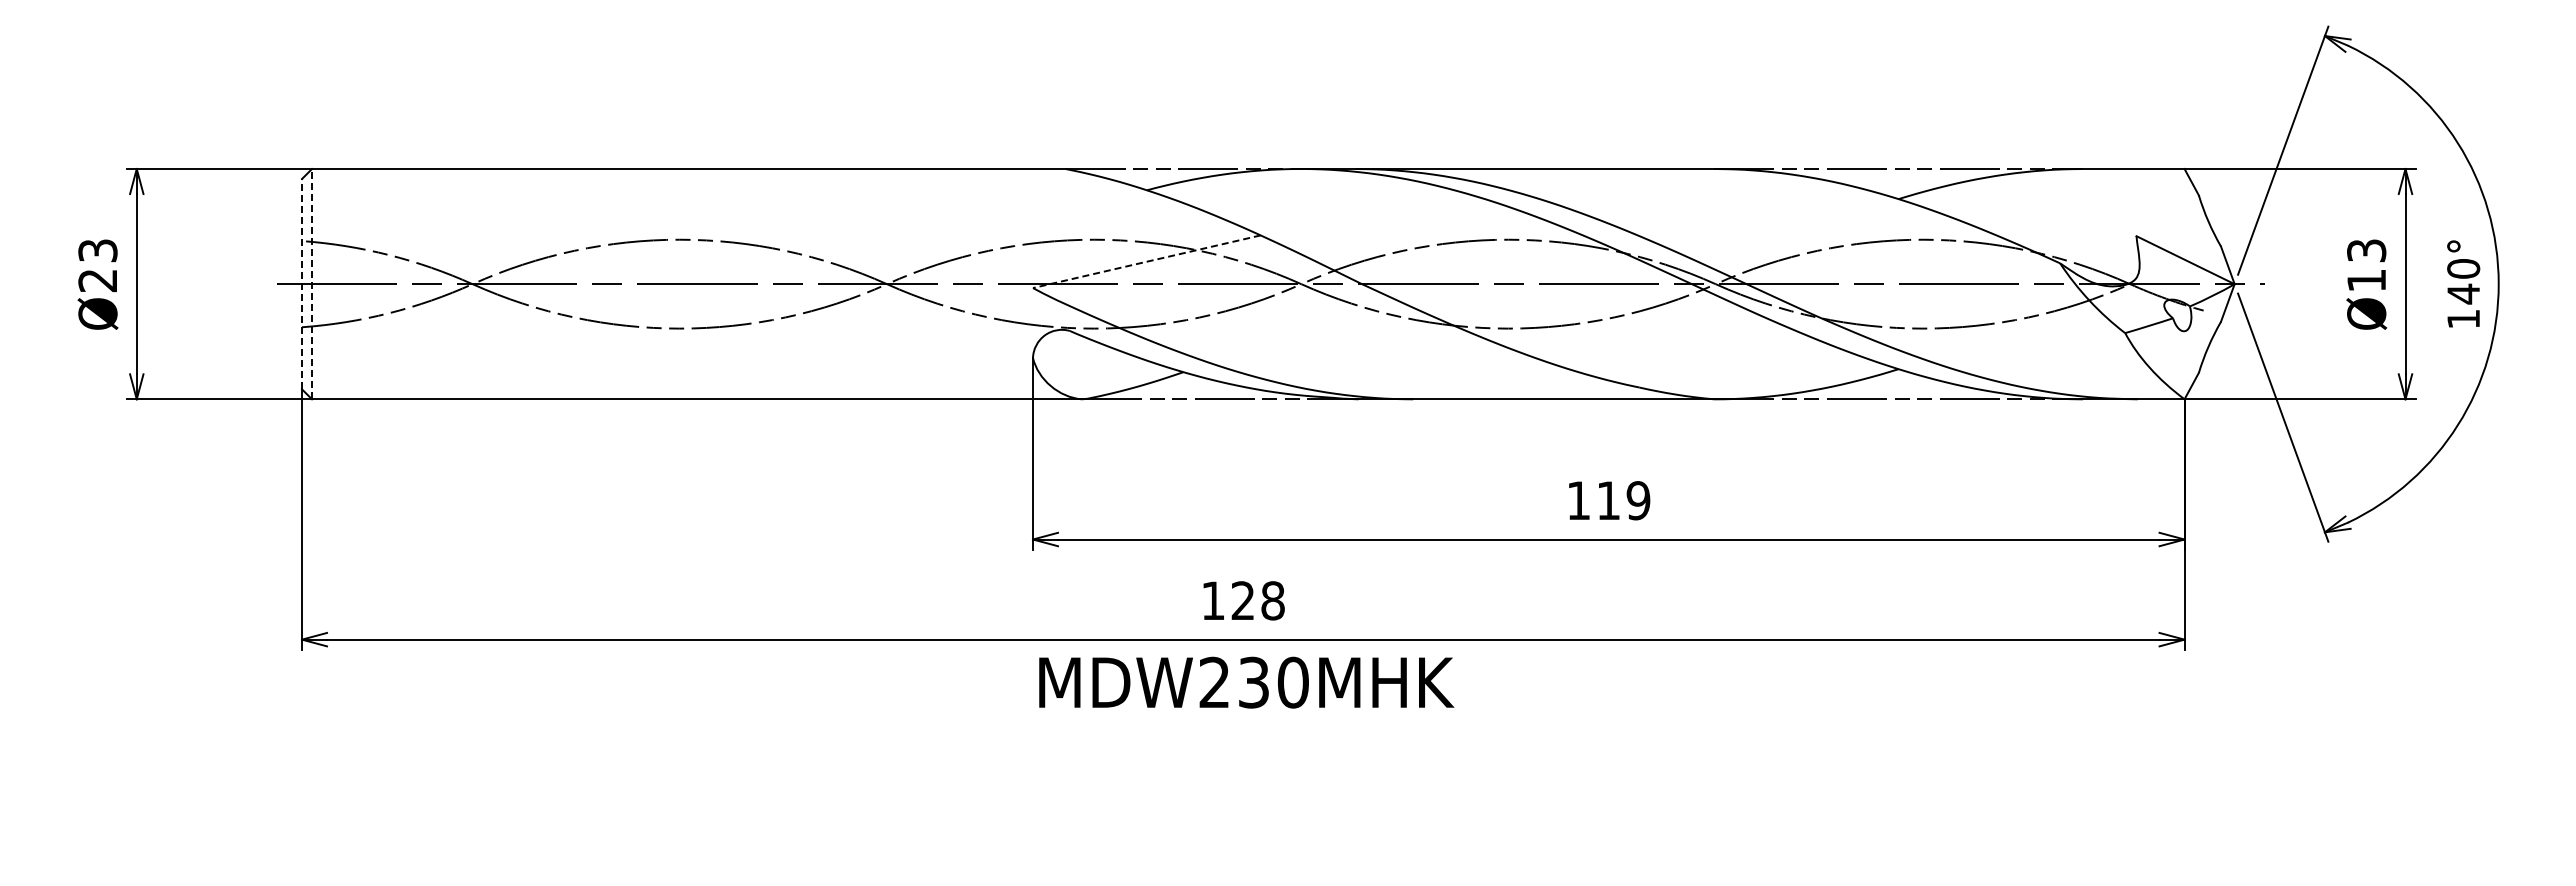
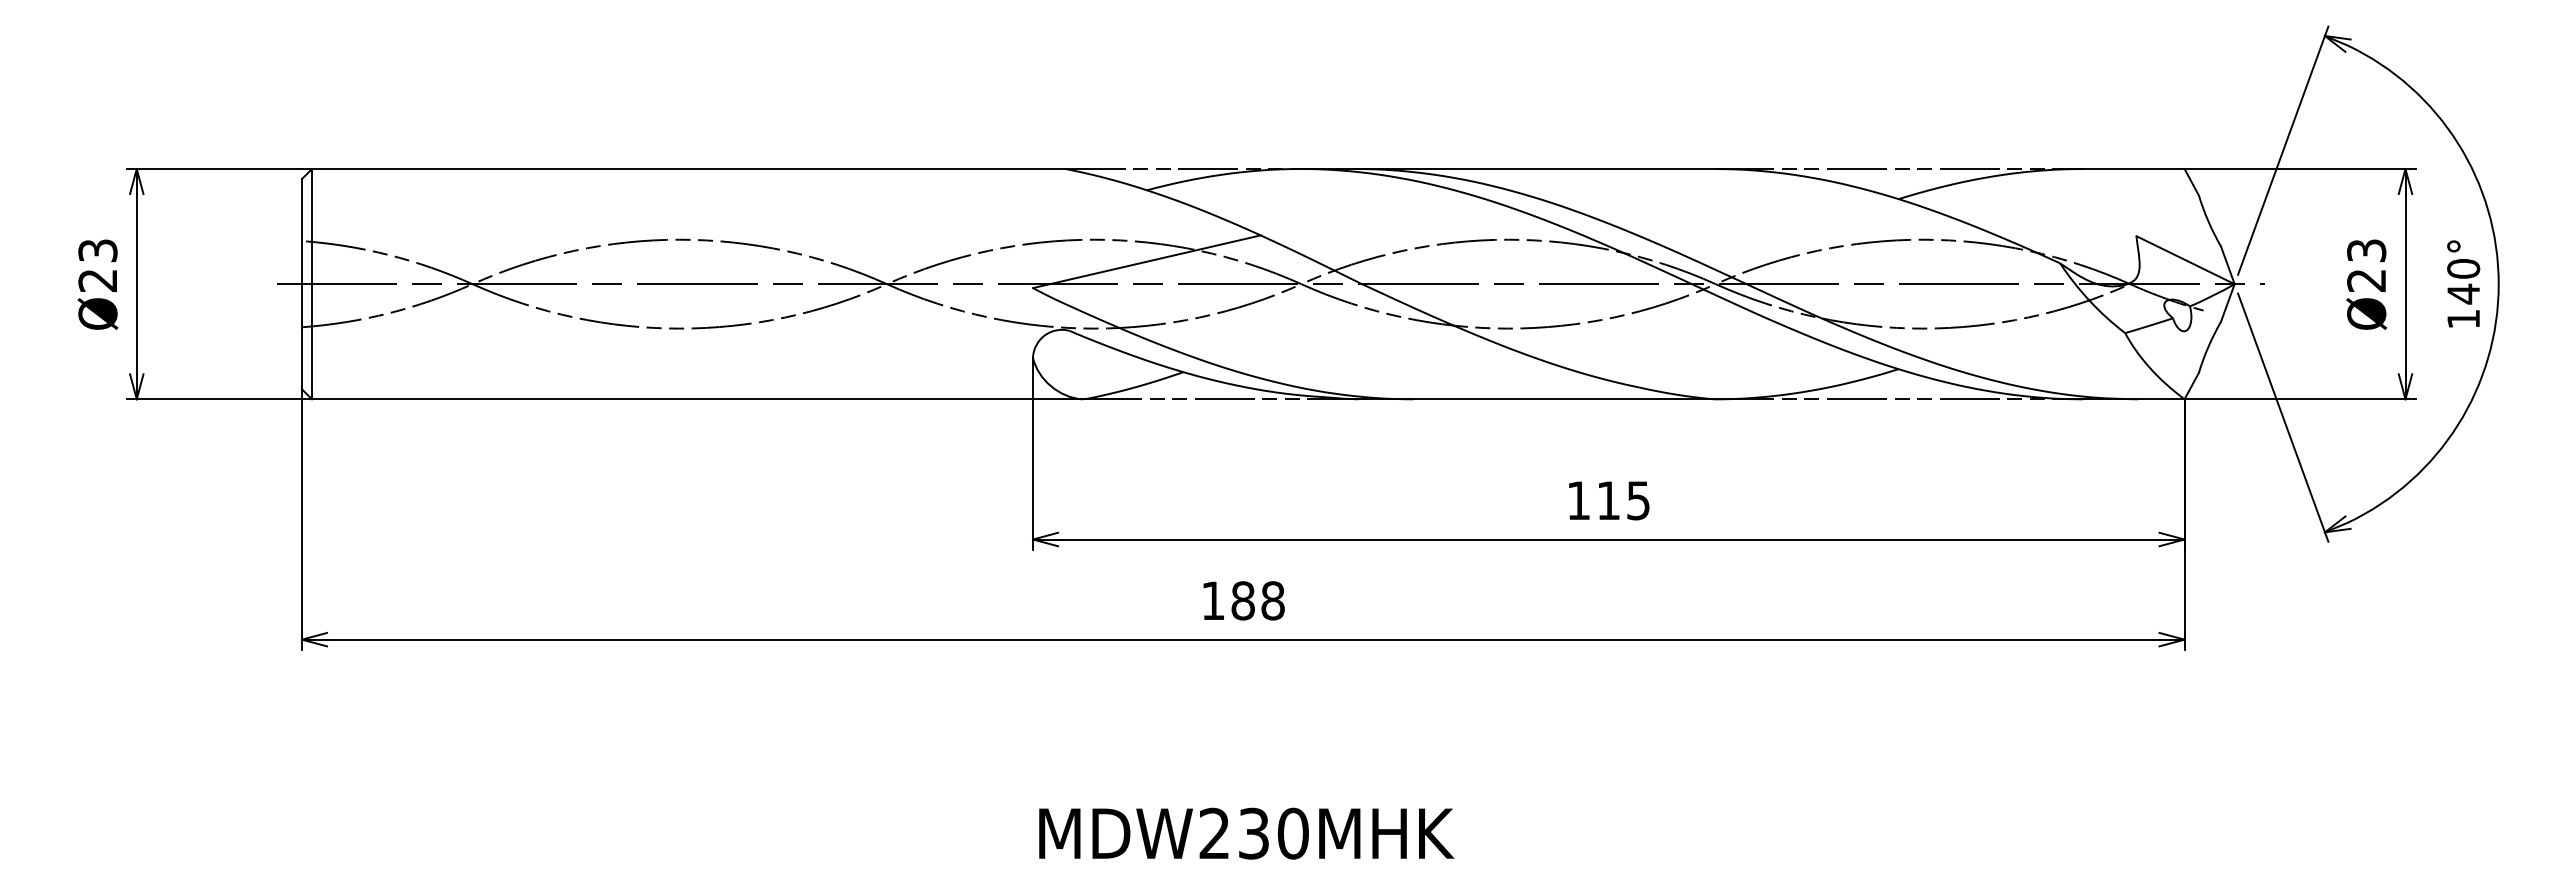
line: dashed -> solid (1146, 261)
text: Ø13 -> Ø23 (2366, 281)
line: dashed -> solid (302, 283)
line: dashed -> solid (312, 283)
text: 119 -> 115 (1638, 500)
text: 128 -> 188 (1242, 600)
text position: (1246, 682) -> (1246, 833) (1246, 833)
